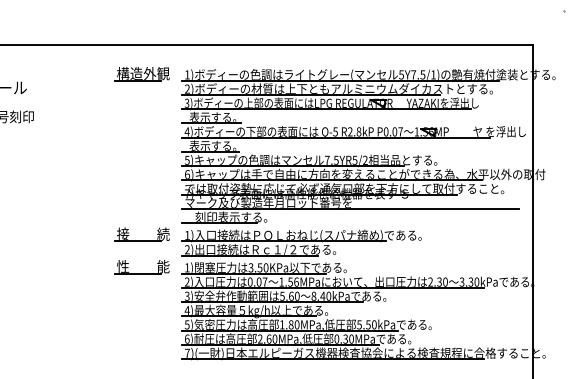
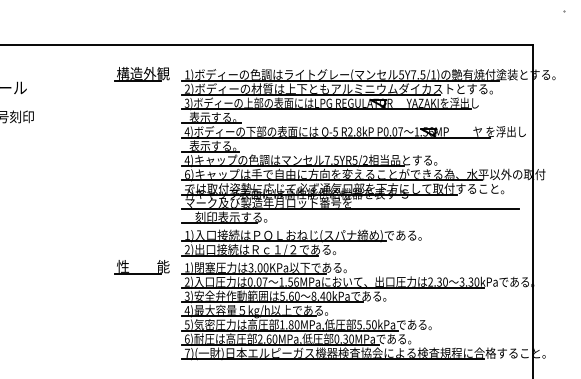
text: 5) -> 4) (186, 159)
part: present -> none (141, 234)
text: 3.50KPa -> 3.00KPa (259, 267)
